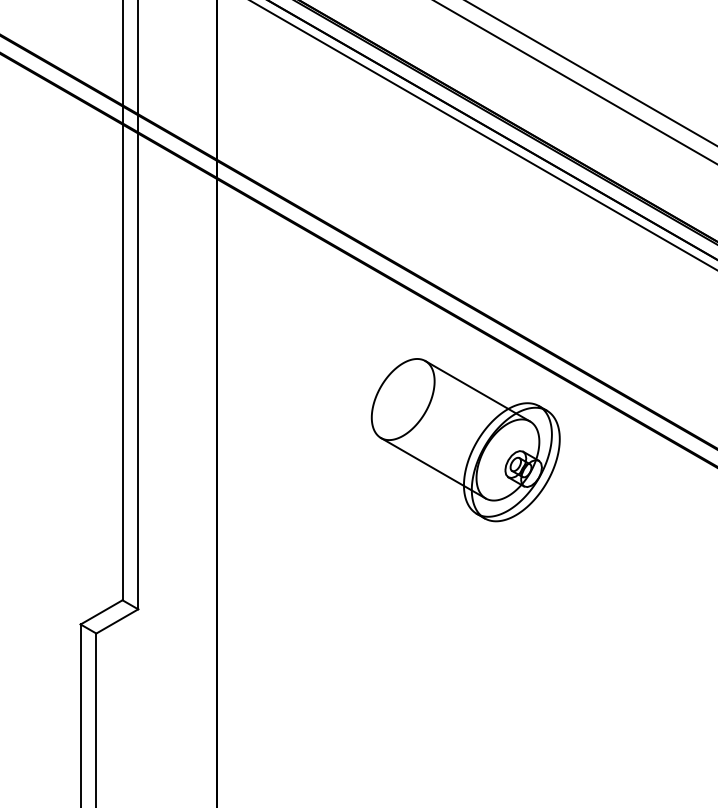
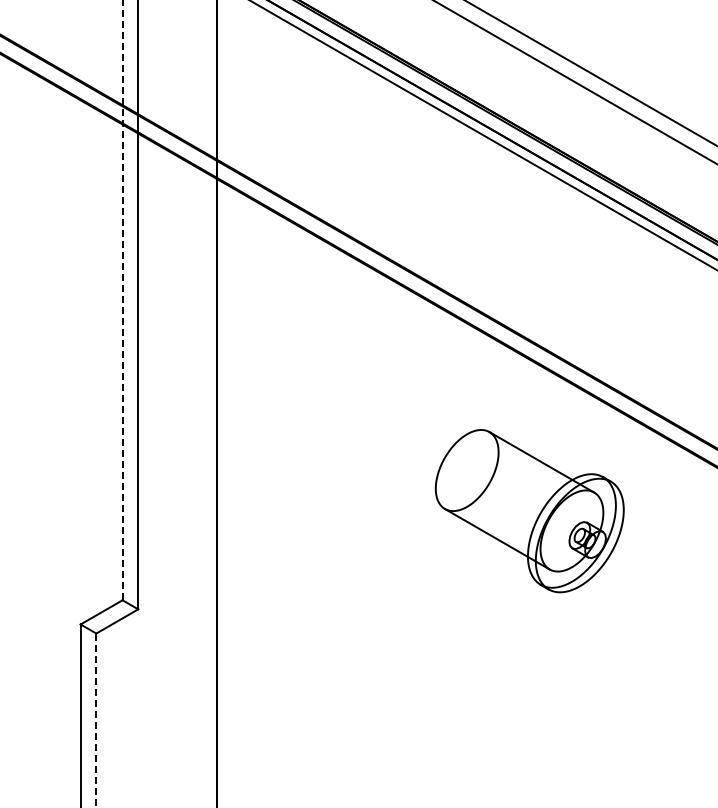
line: solid -> dashed (122, 299)
part position: (465, 440) -> (529, 511) (529, 511)
line: solid -> dashed (96, 720)
